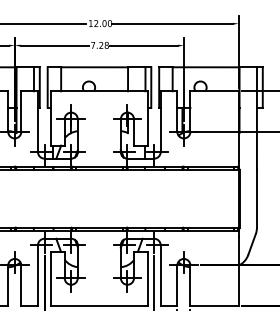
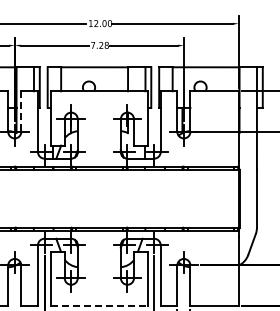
line: solid -> dashed (21, 112)
line: solid -> dashed (99, 306)
